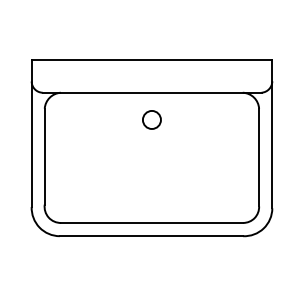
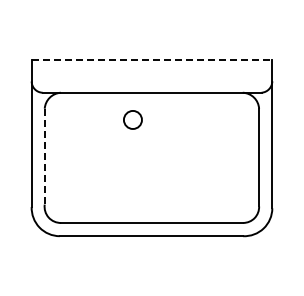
line: solid -> dashed (152, 59)
circle position: (151, 119) -> (132, 119) (132, 119)
line: solid -> dashed (44, 156)
